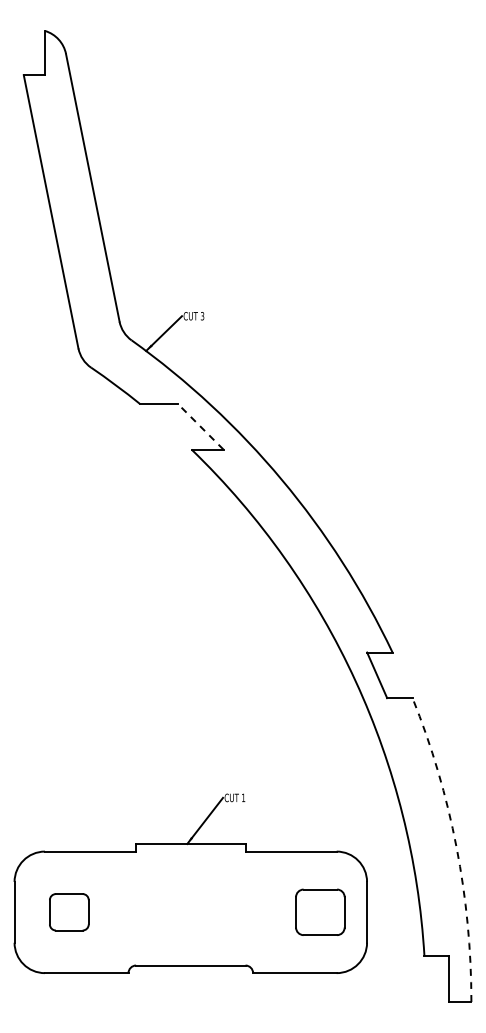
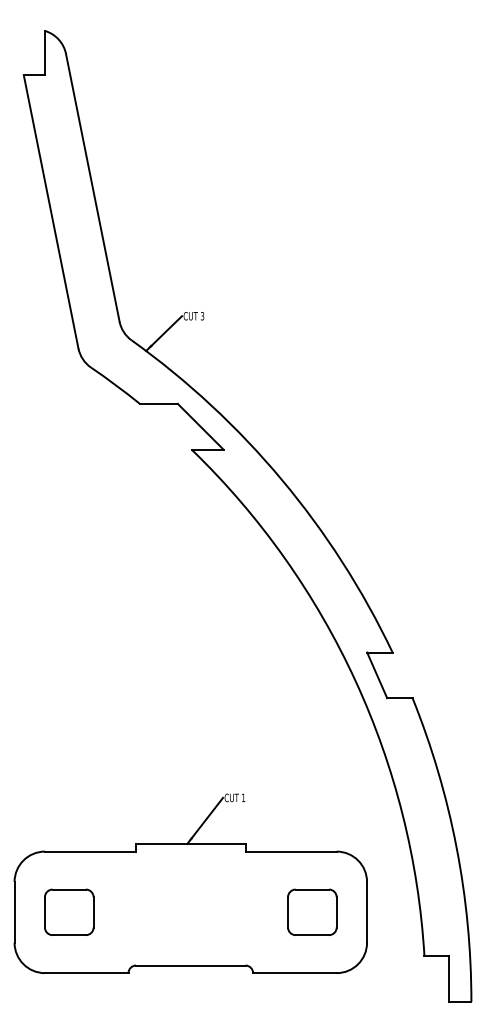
line: dashed -> solid (200, 426)
arc: dashed -> solid (456, 847)
part position: (320, 911) -> (312, 911) (312, 911)
part size: 41x39 px -> 51x48 px (69, 911)
